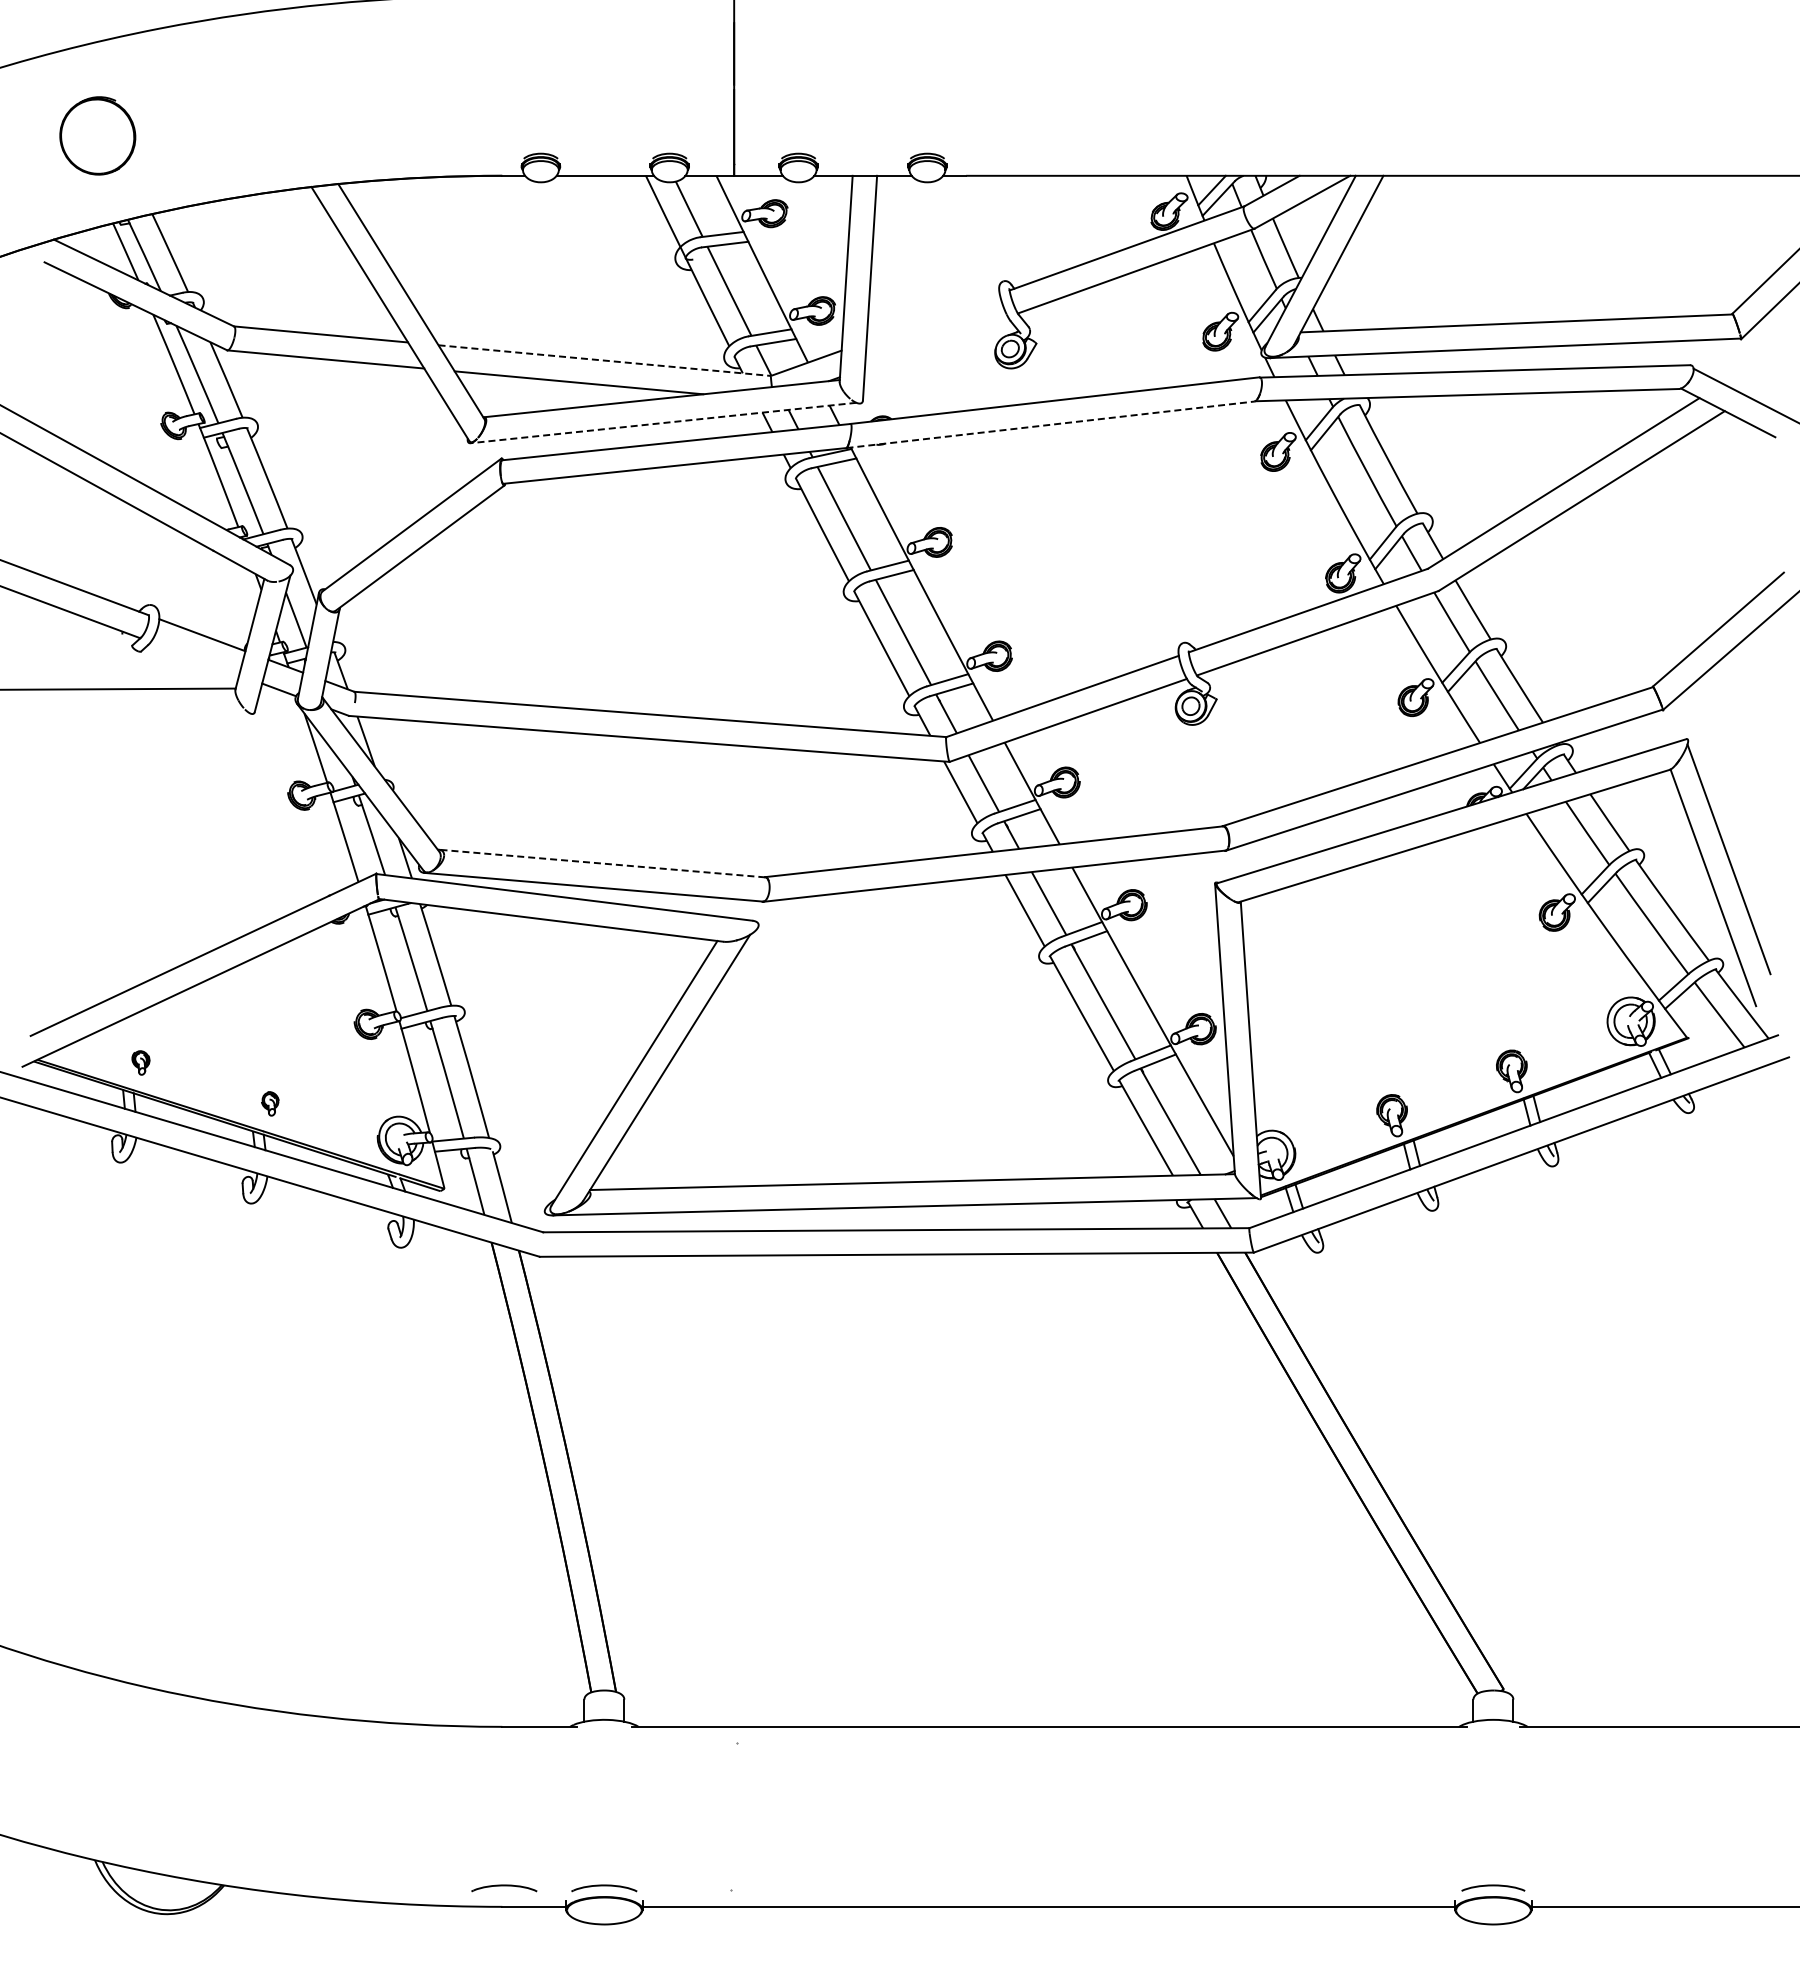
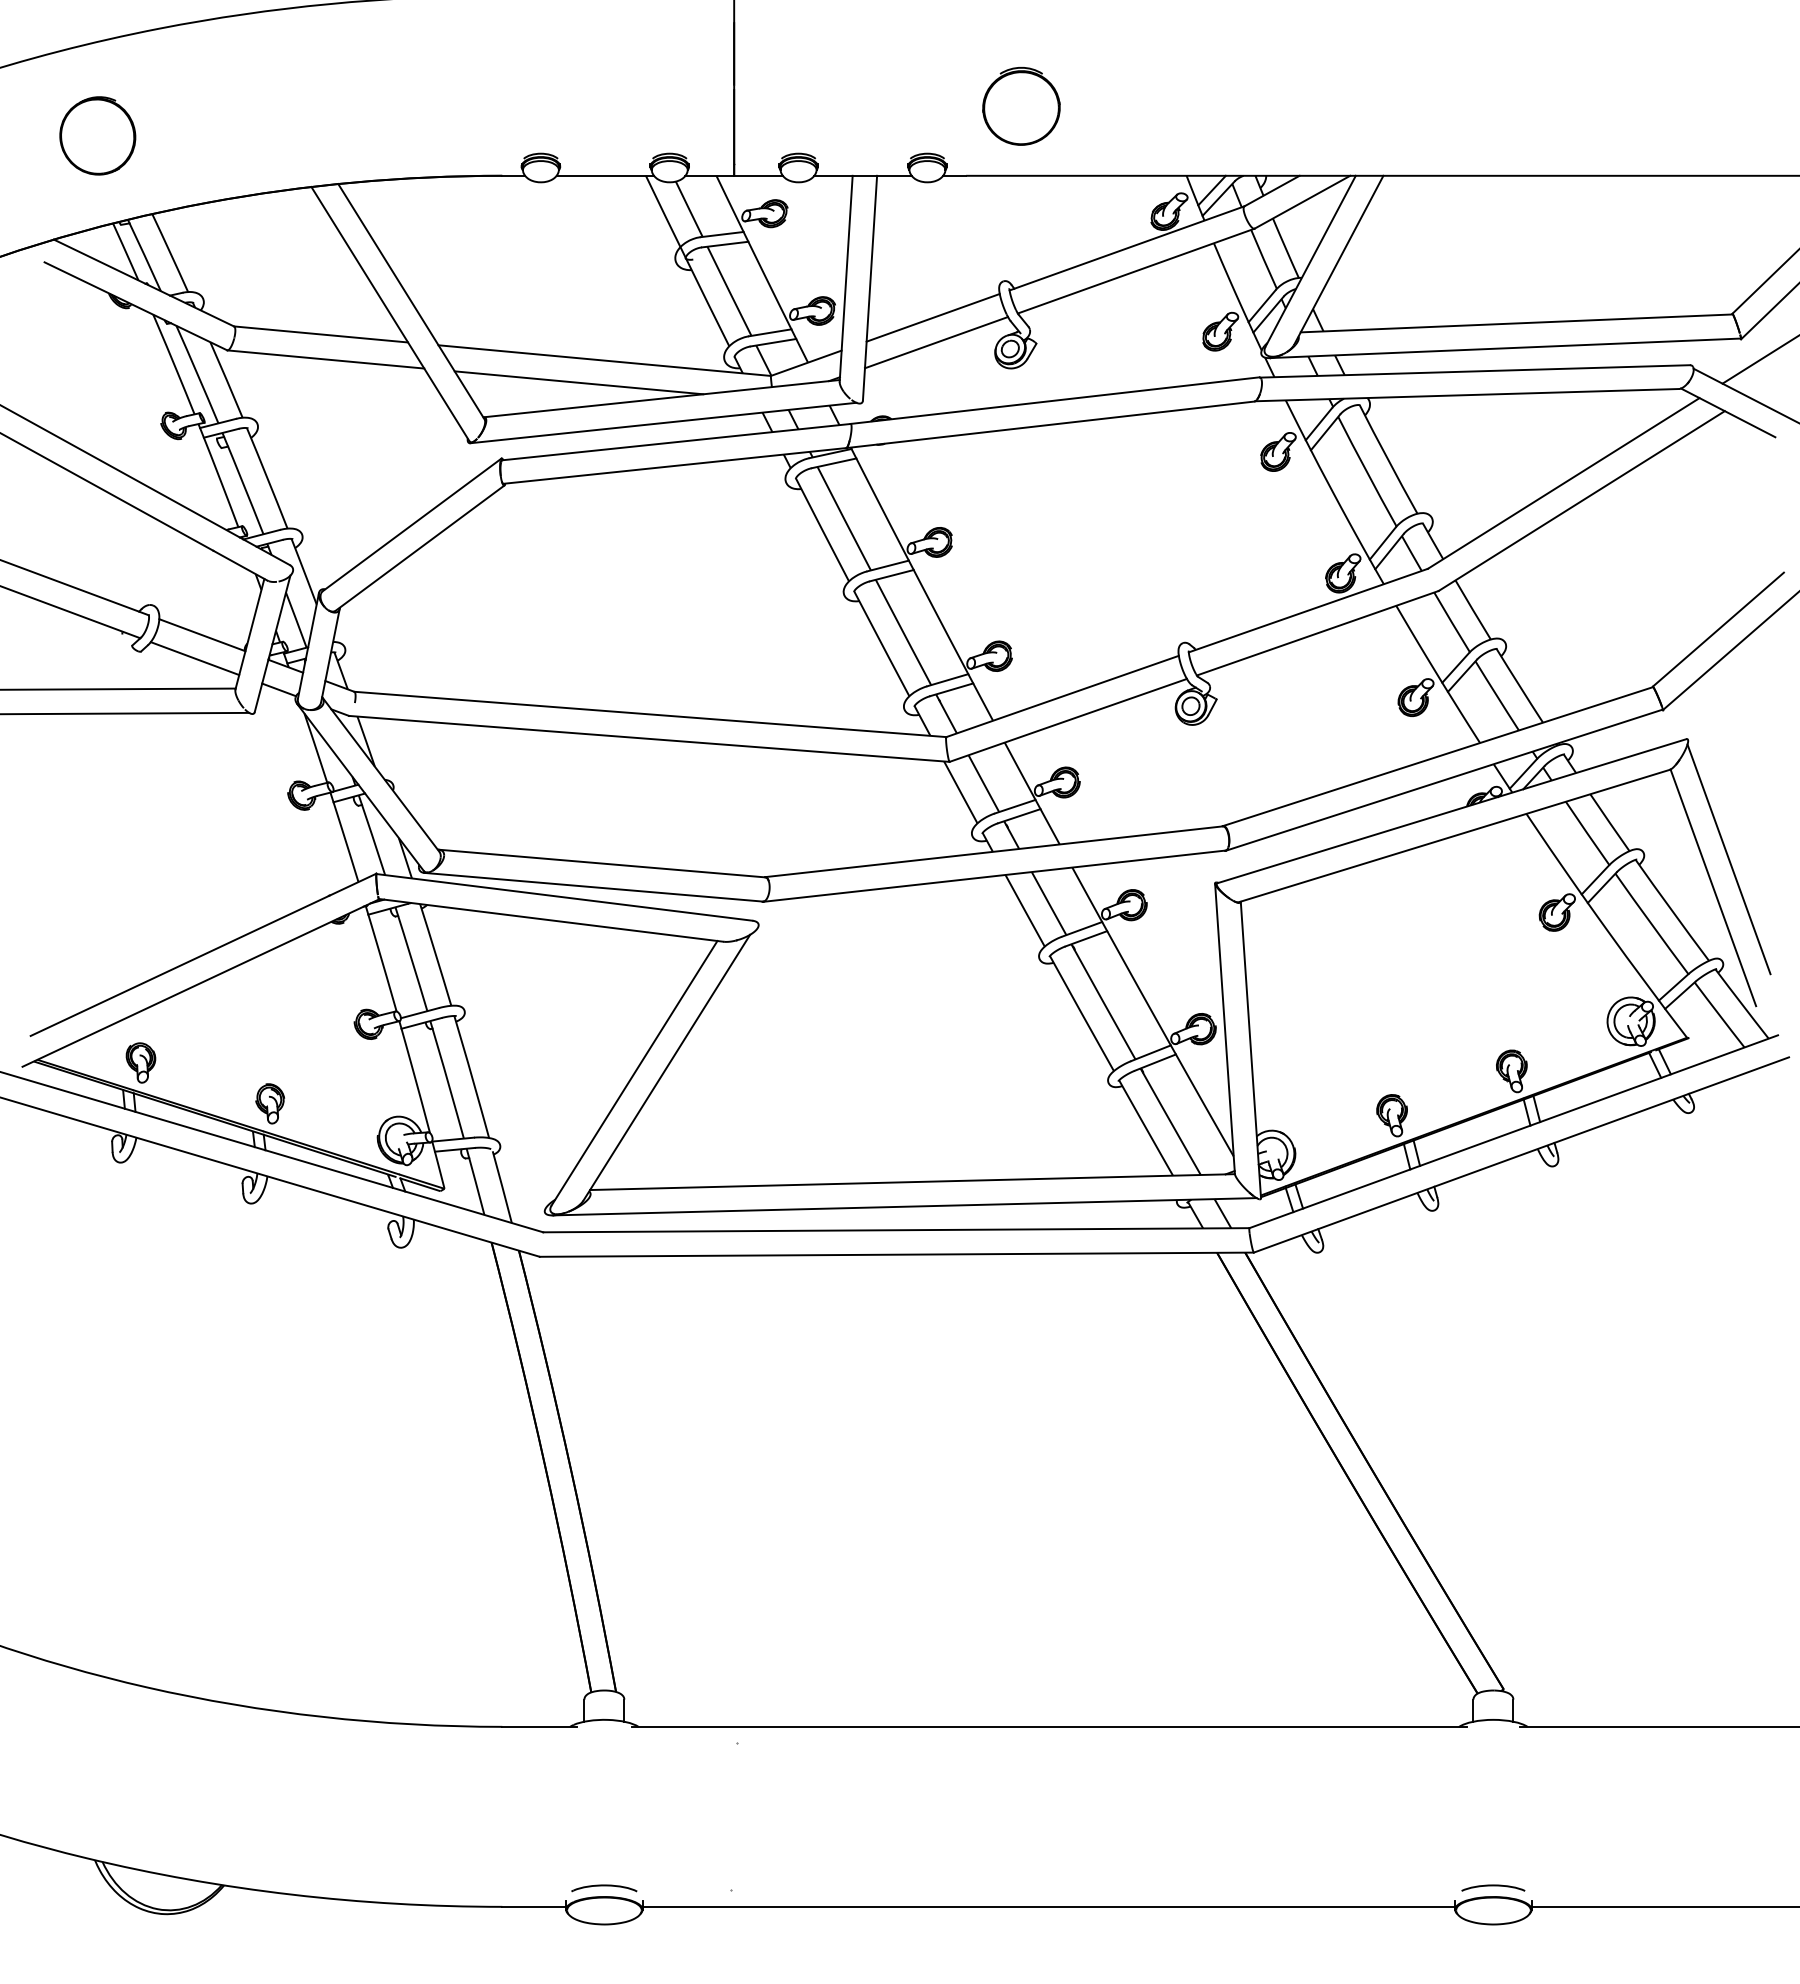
part: none -> present (1021, 106)
line: none -> present (932, 317)
line: none -> present (936, 342)
line: dashed -> solid (604, 360)
line: none -> present (1759, 360)
line: dashed -> solid (662, 423)
line: dashed -> solid (1050, 424)
line: none -> present (194, 658)
line: none -> present (125, 713)
line: dashed -> solid (602, 863)
part size: 20x26 px -> 32x42 px (140, 1062)
part size: 19x26 px -> 31x42 px (270, 1103)
part: present -> none (504, 1888)
